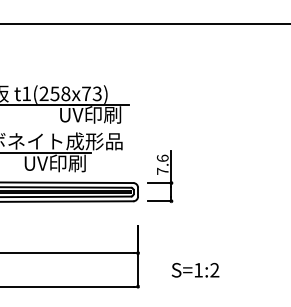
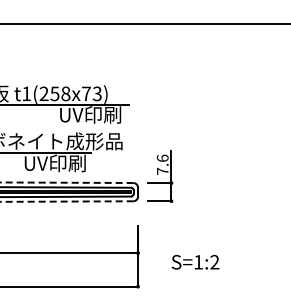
line: solid -> dashed (67, 182)
line: solid -> dashed (67, 201)
text position: (195, 270) -> (195, 262) (195, 262)
